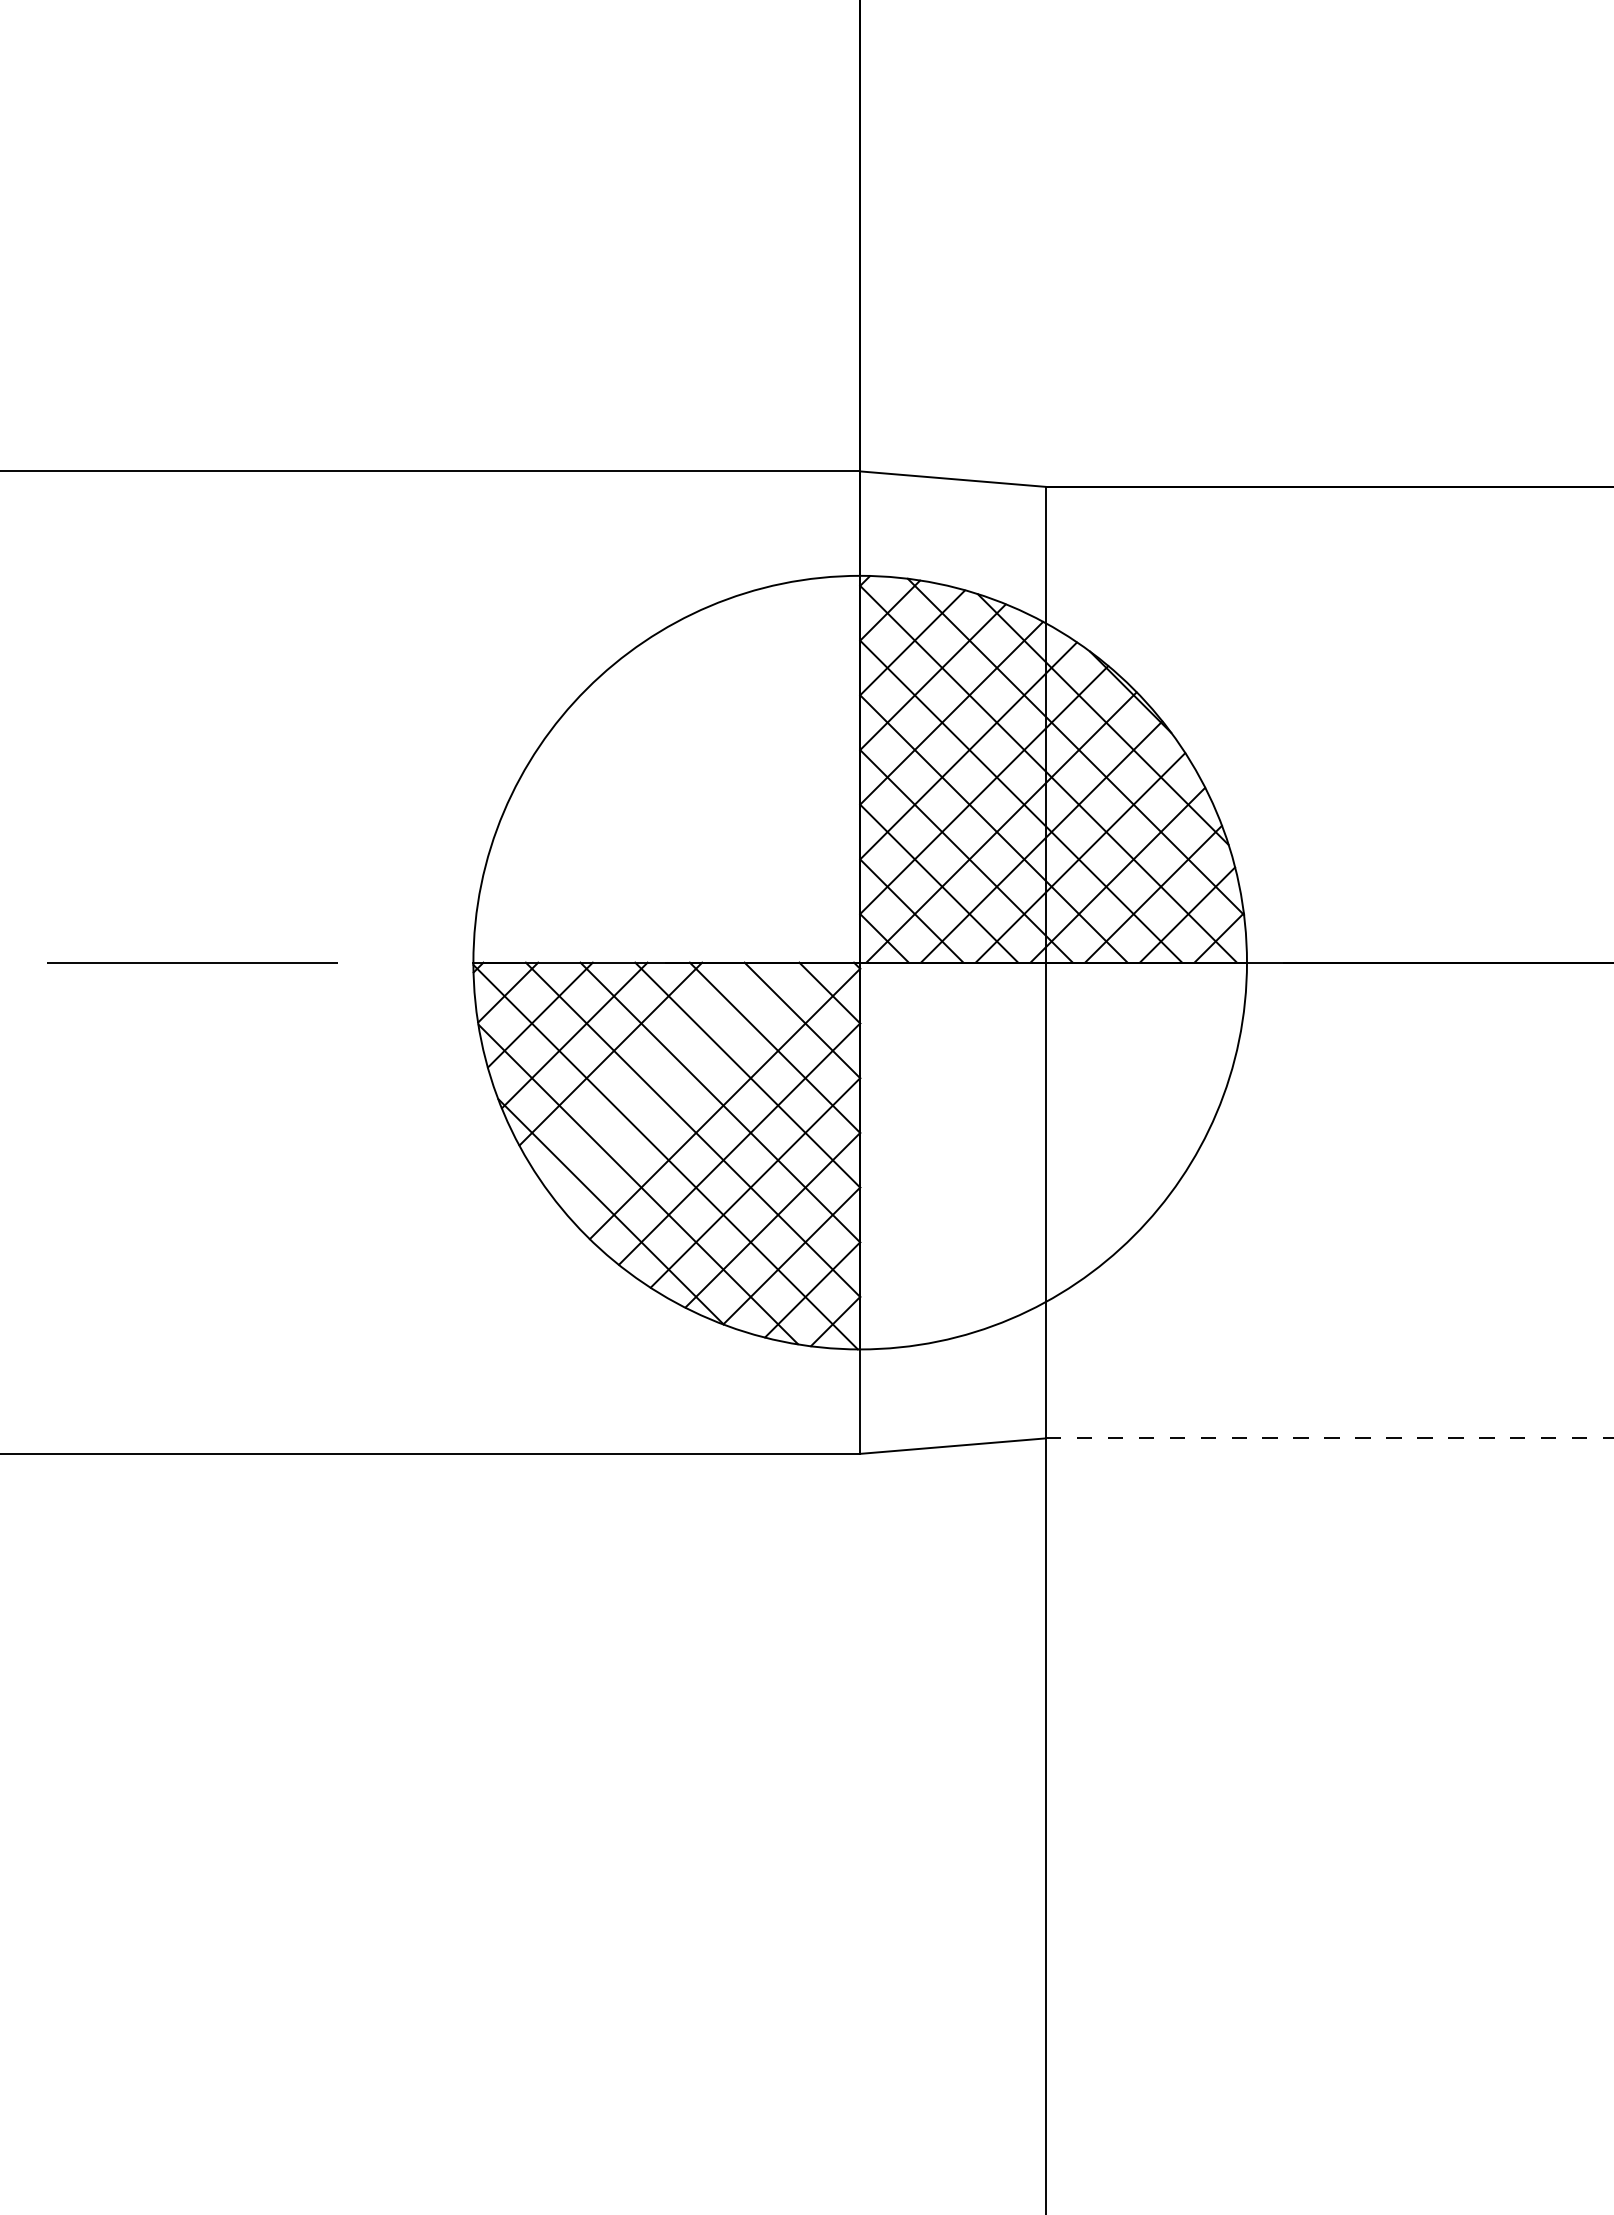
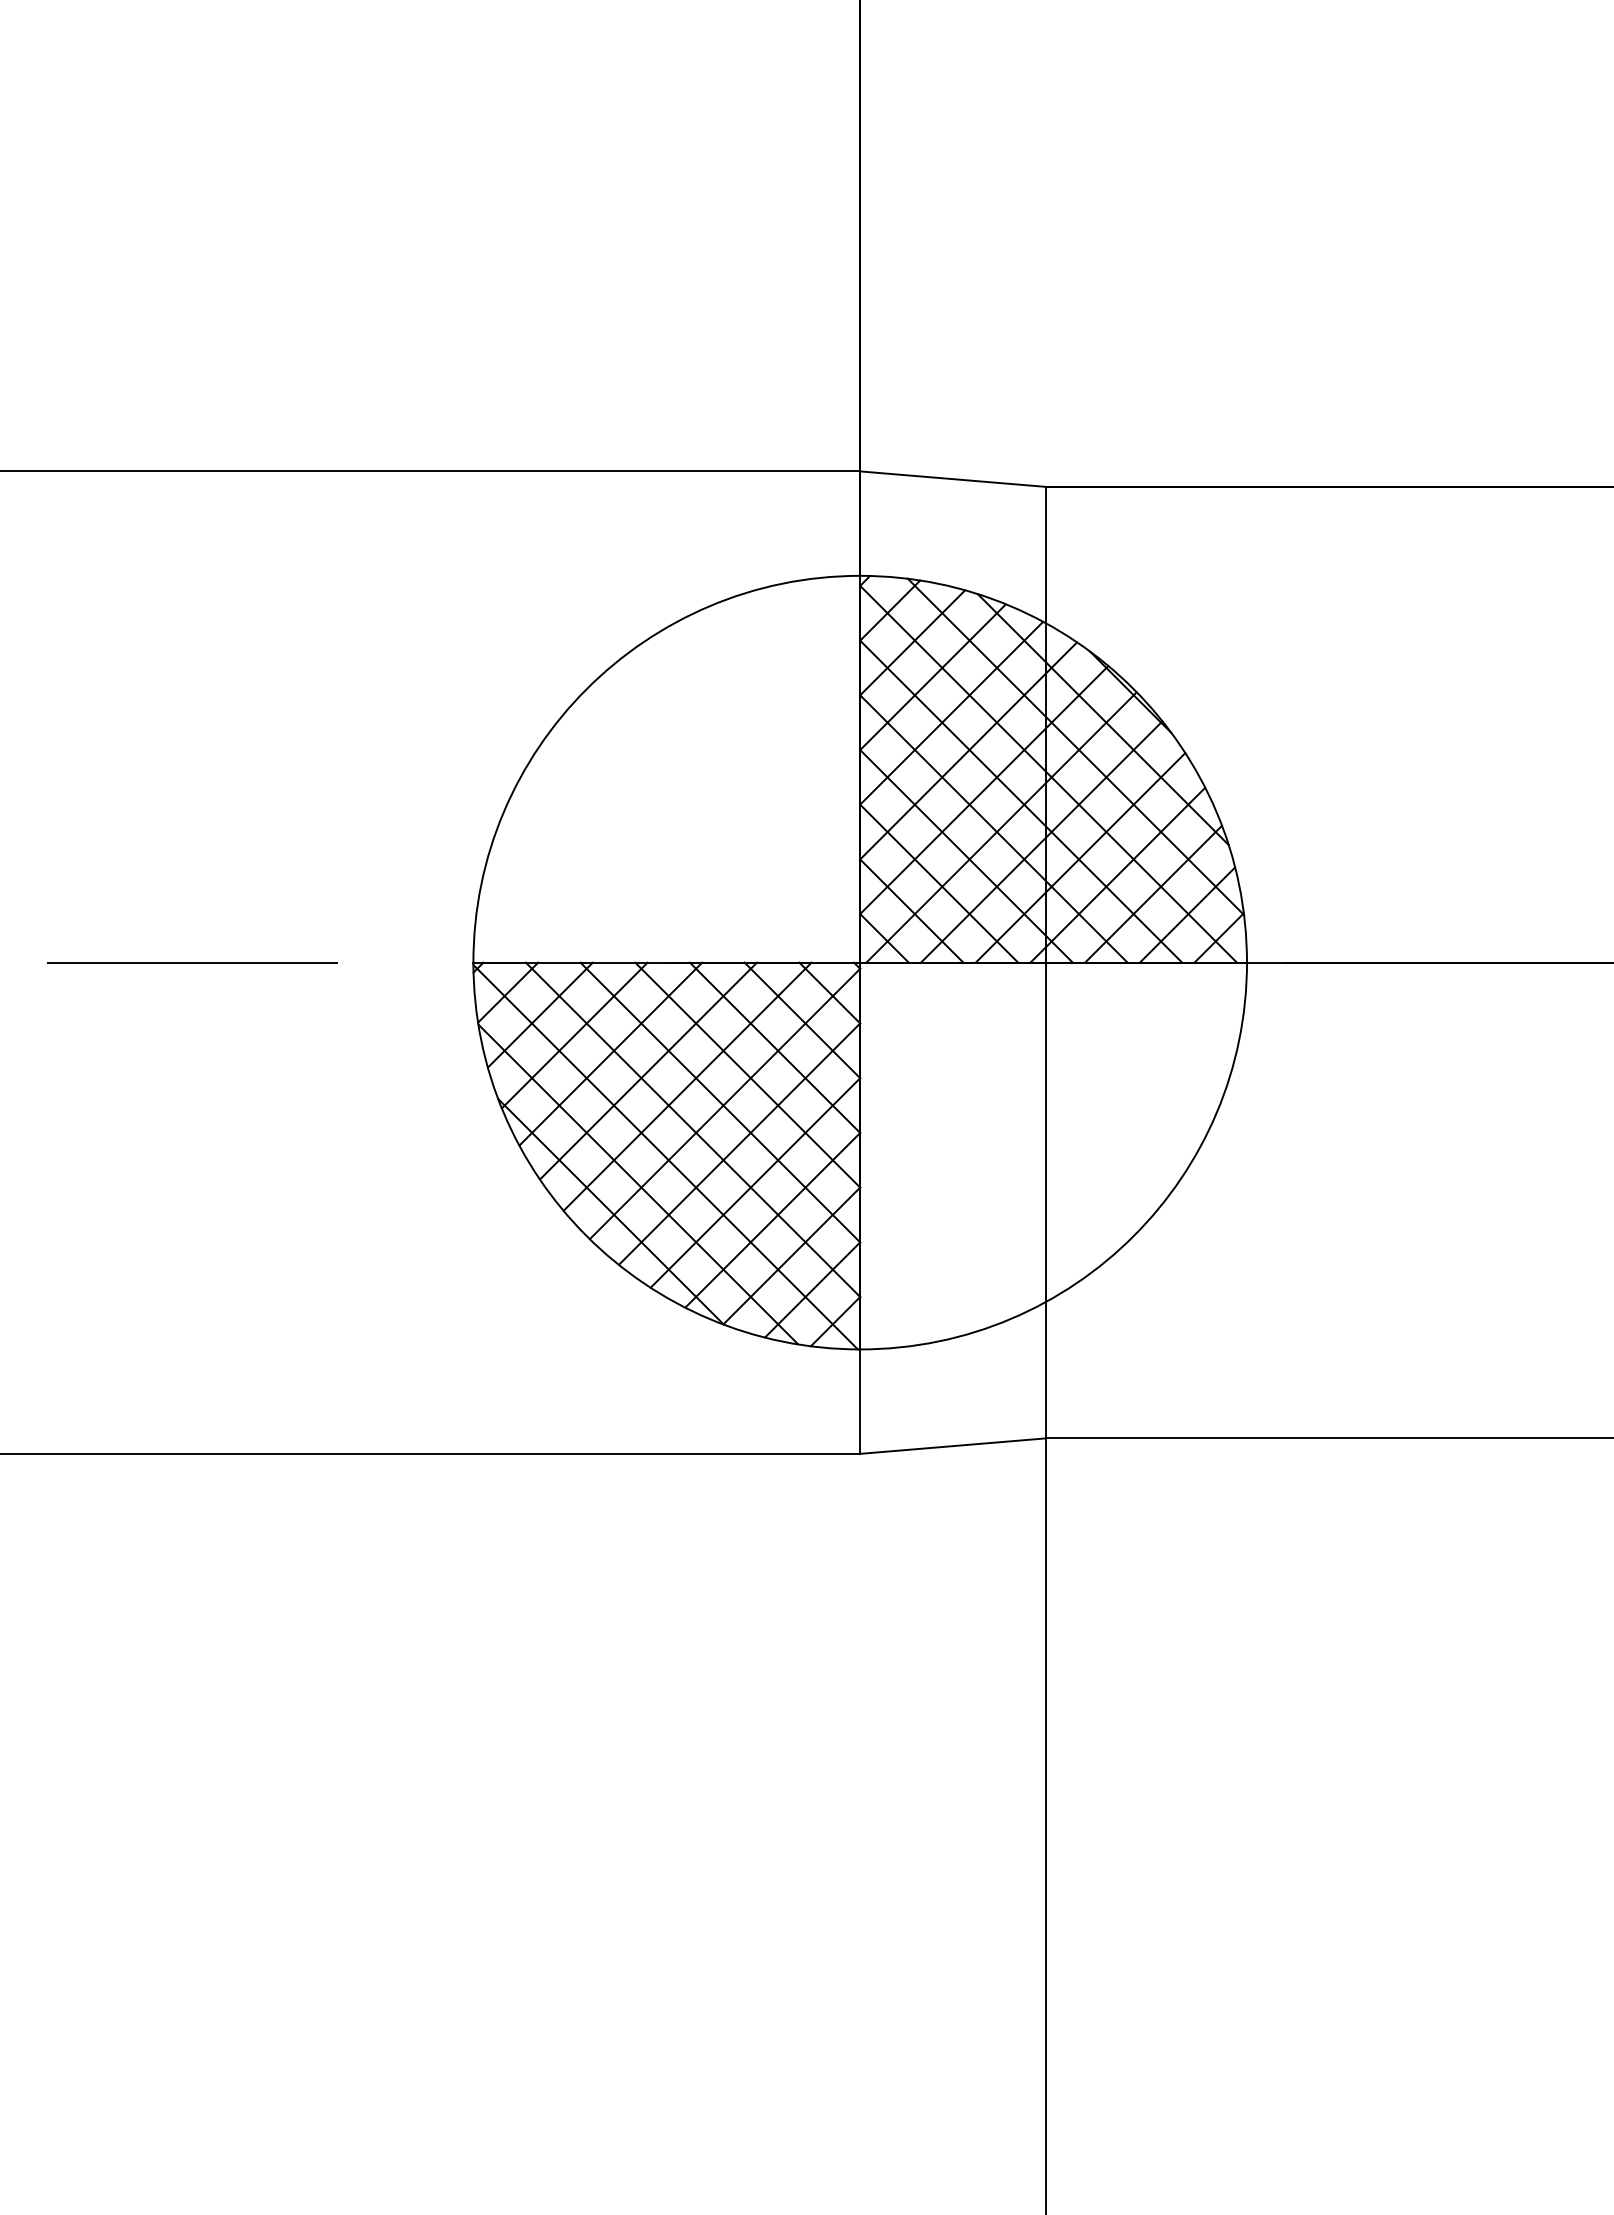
line: none -> present (648, 1070)
line: none -> present (687, 1086)
line: dashed -> solid (1329, 1438)
